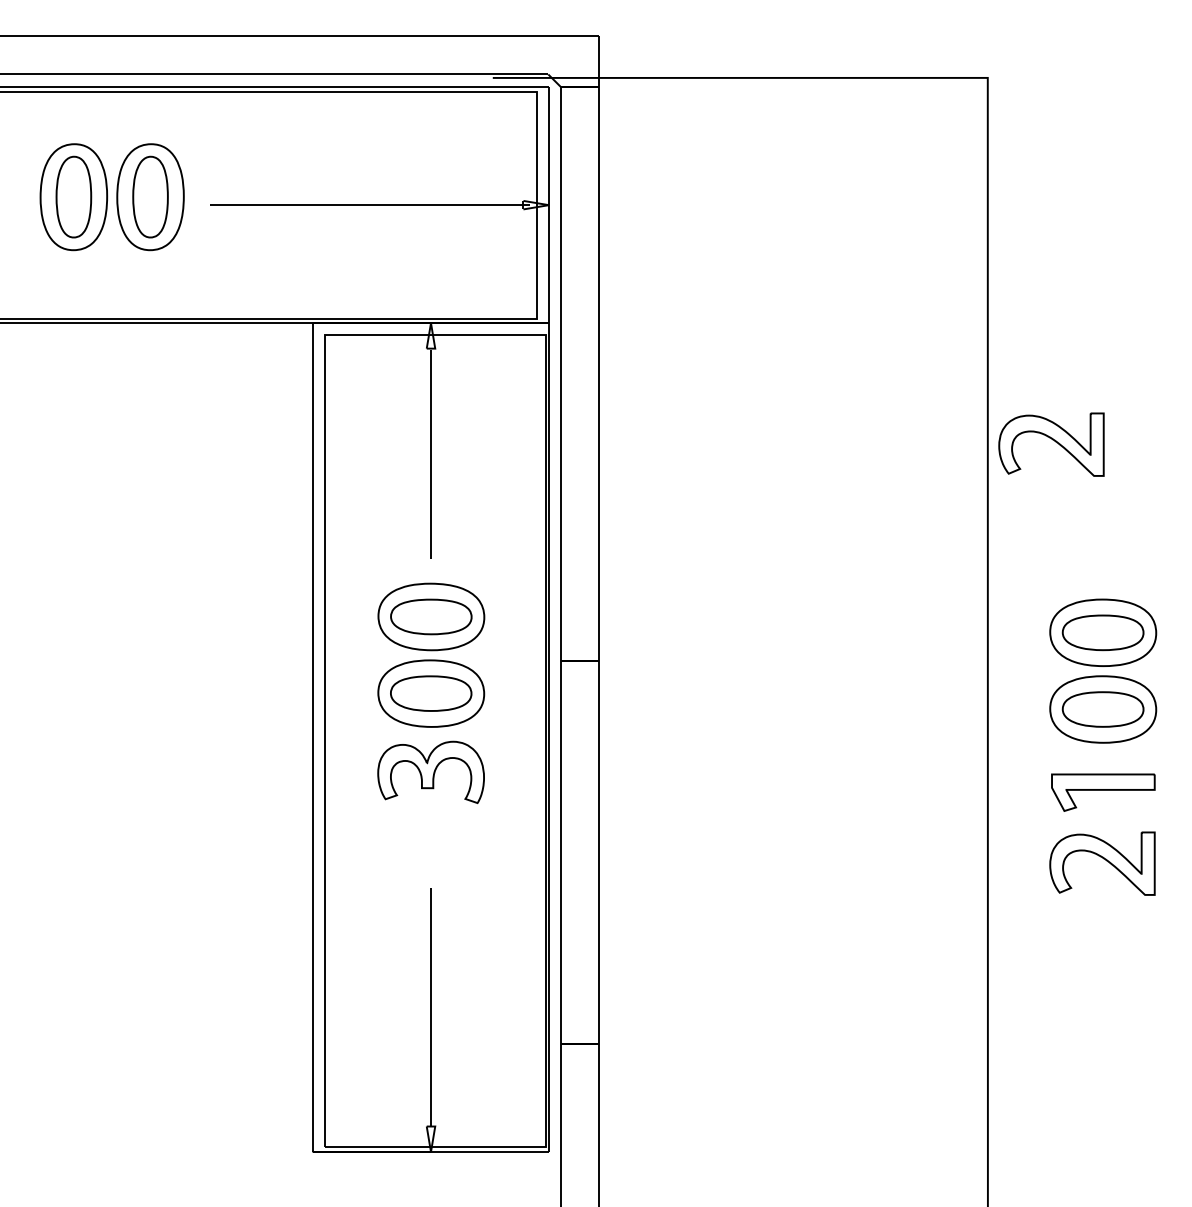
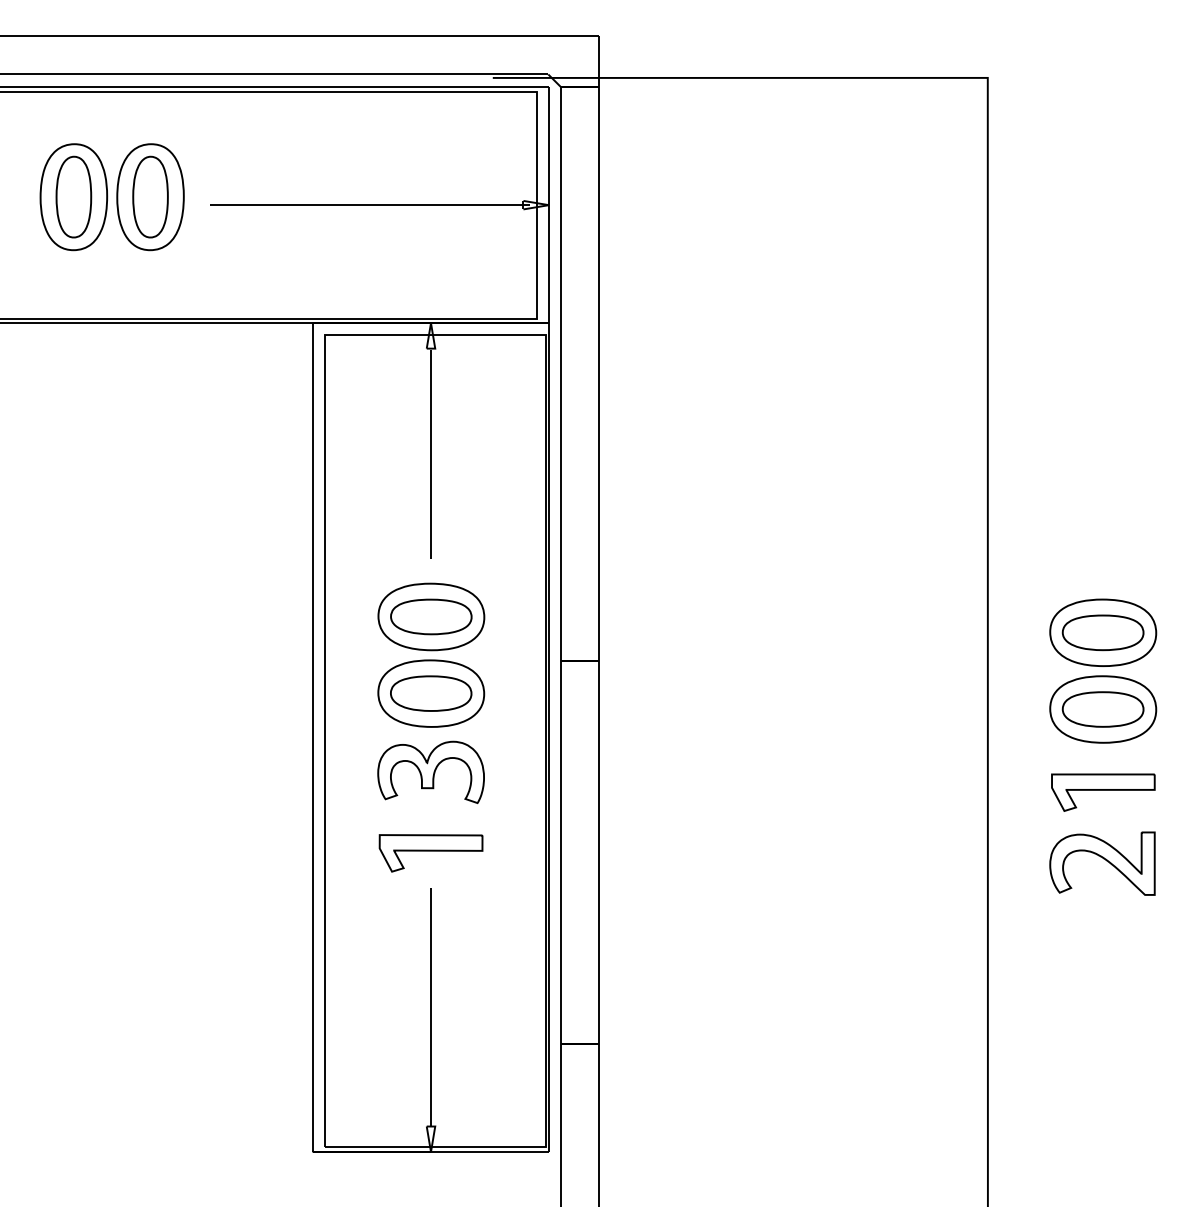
part: present -> none (1051, 444)
part: none -> present (430, 853)
